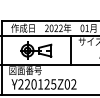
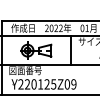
text: Y220125Z02 -> Y220125Z09 (73, 84)
